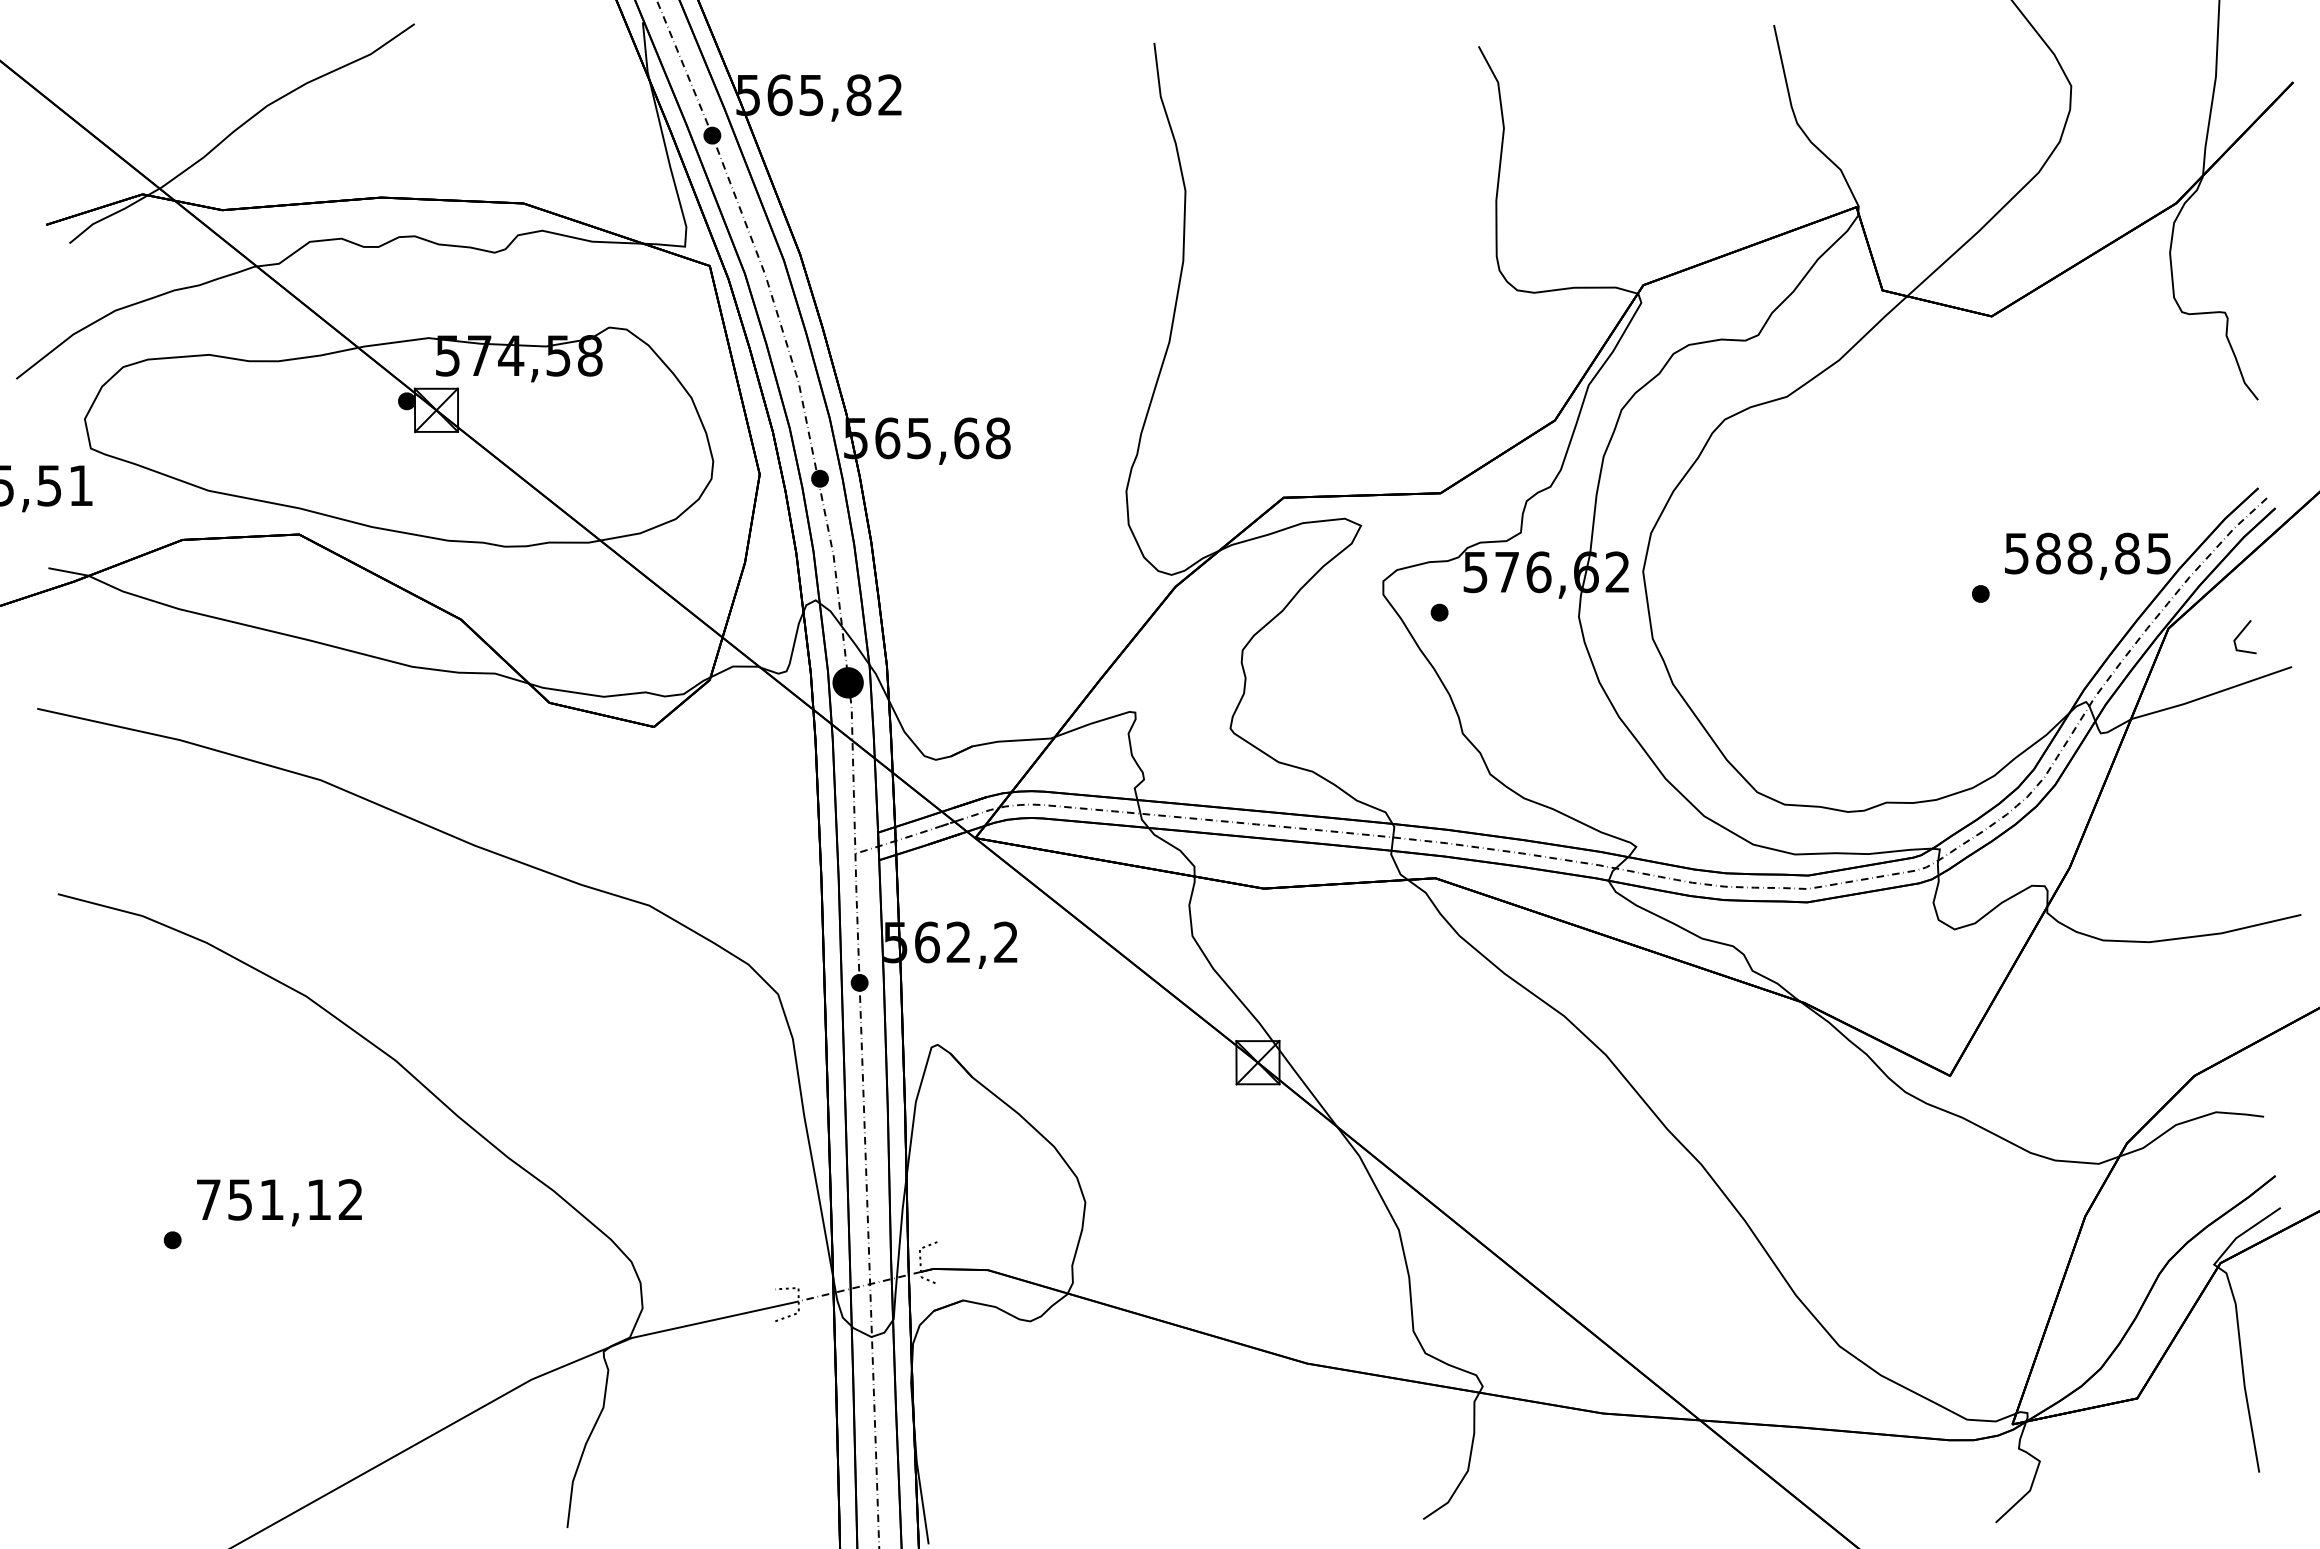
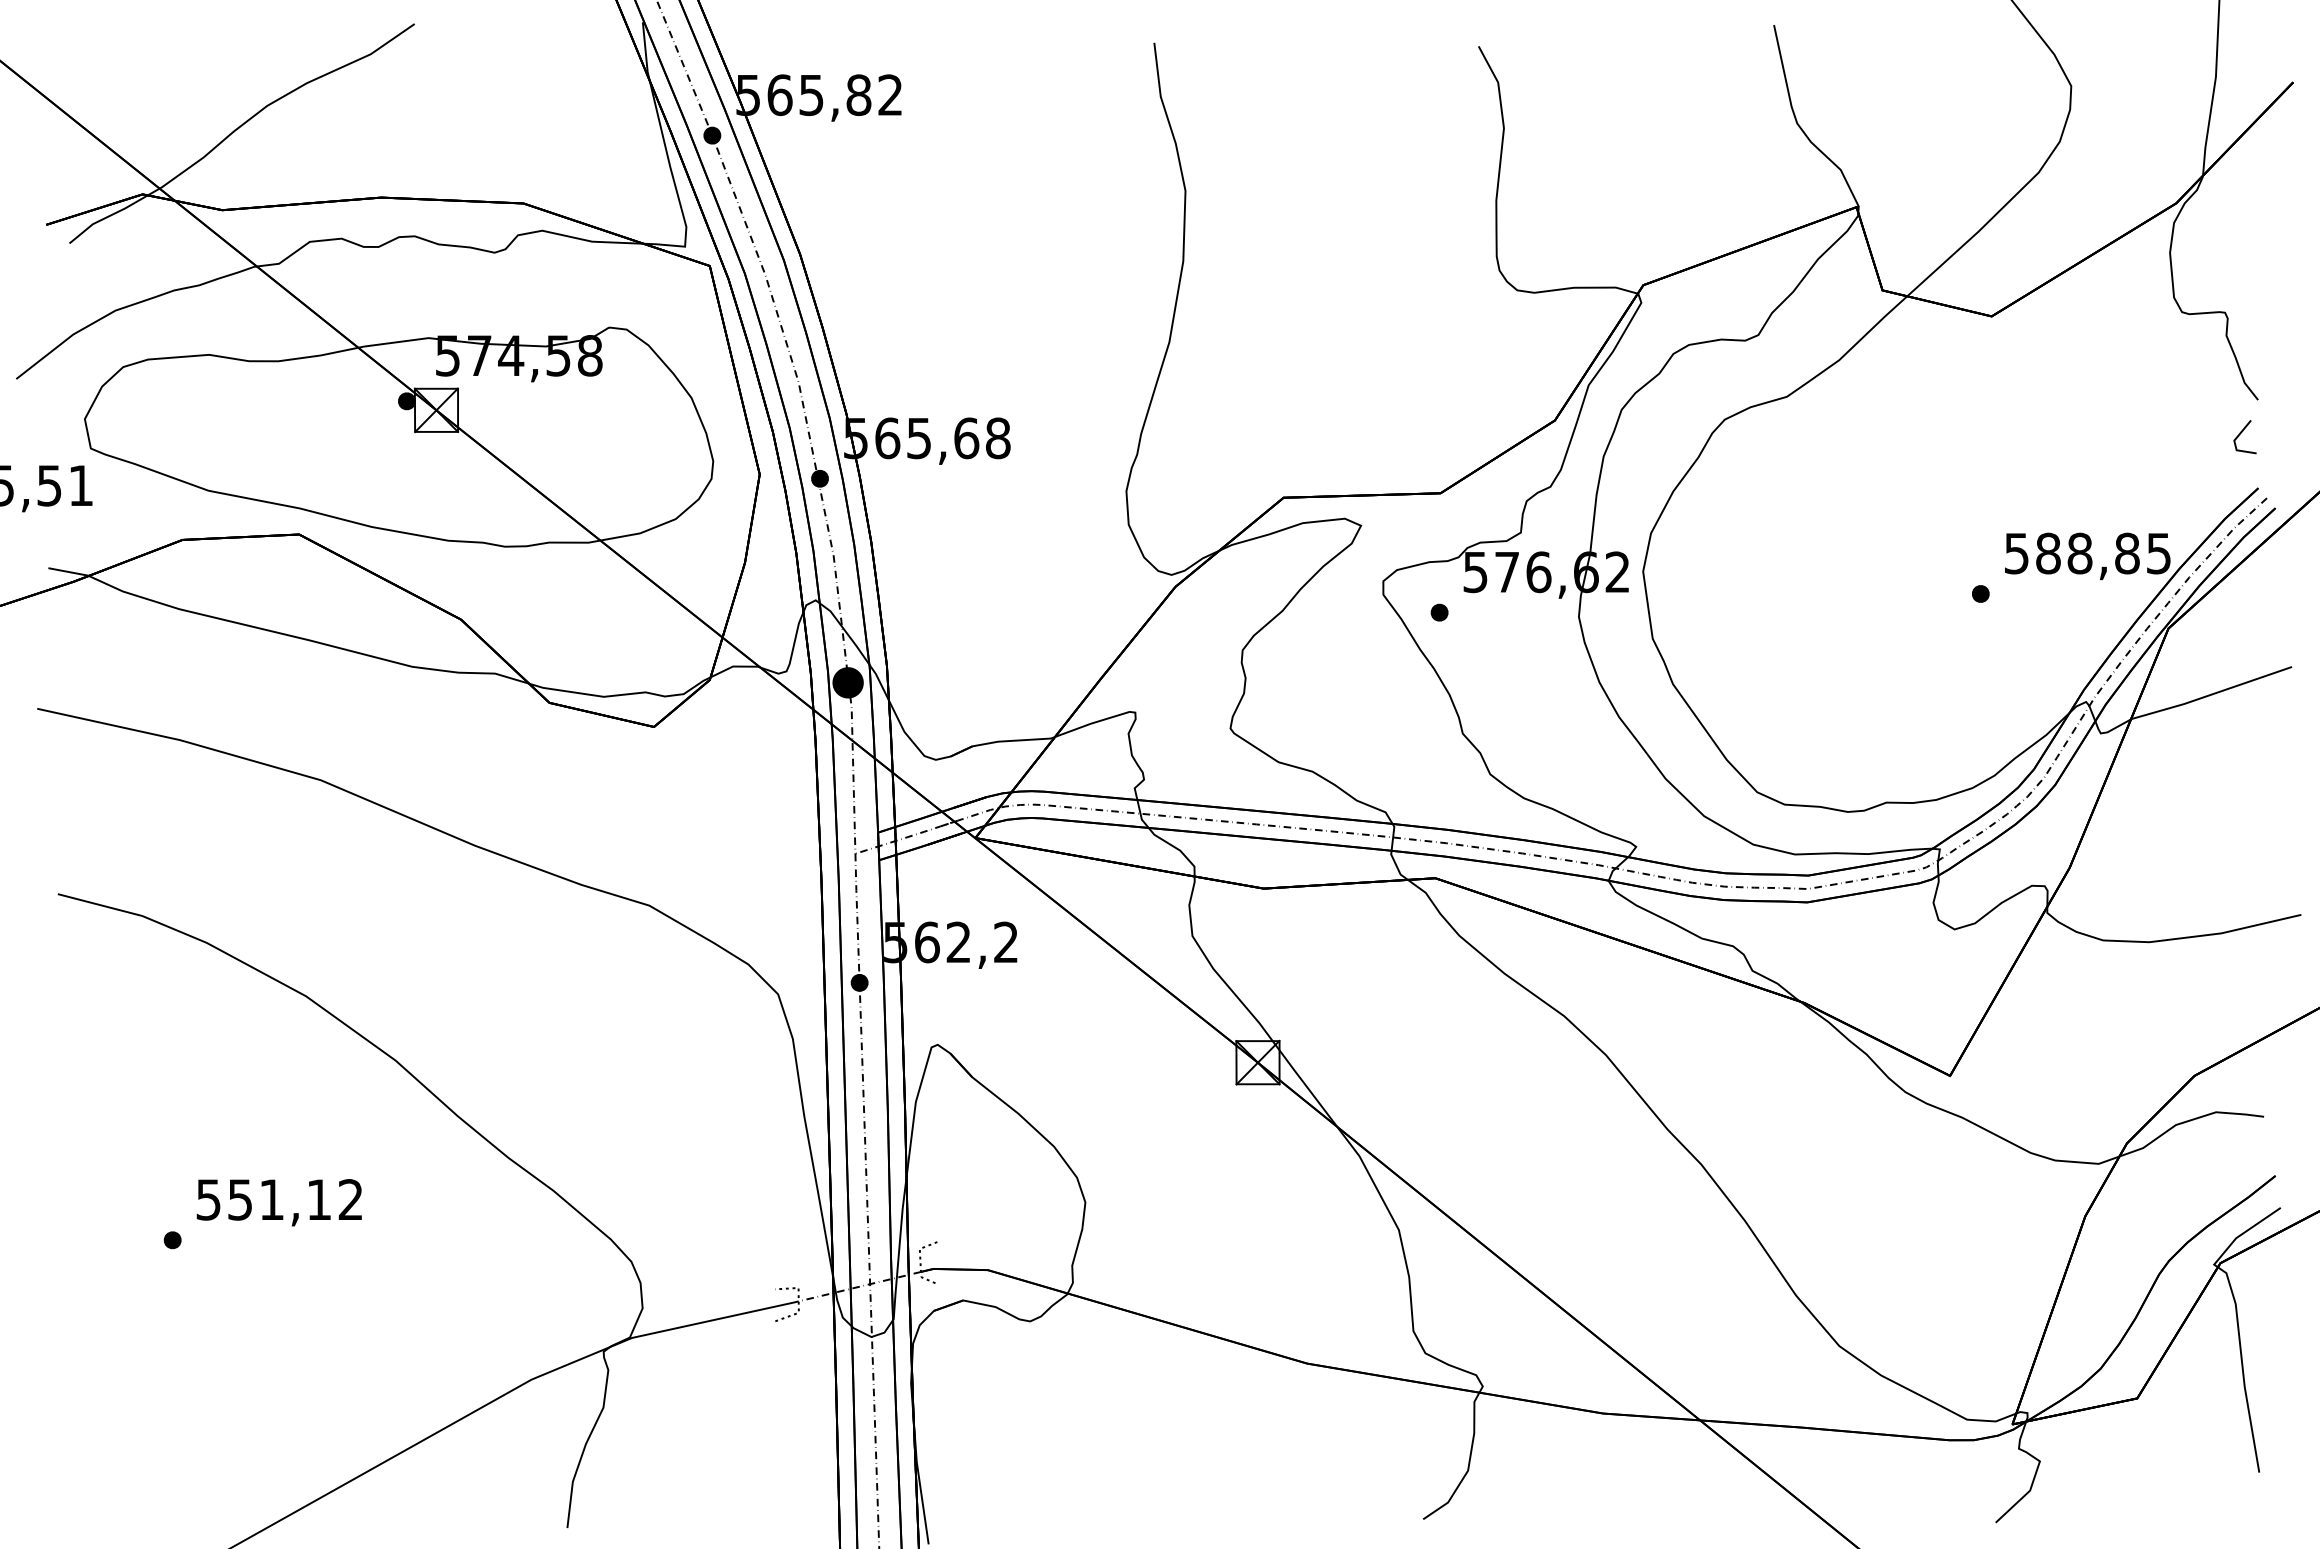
line position: (2241, 633) -> (2241, 433) (2241, 433)
text: 751,12 -> 551,12 (208, 1199)
